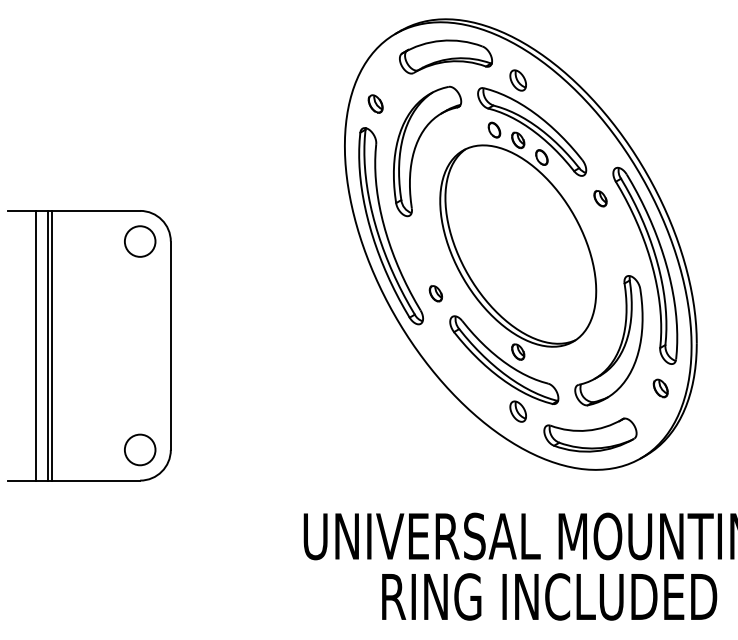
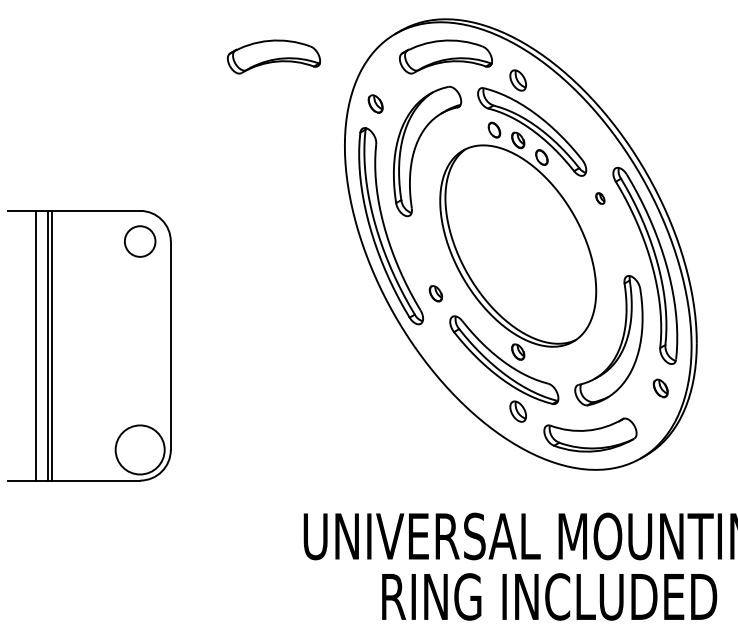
part: none -> present (273, 56)
part size: 15x18 px -> 11x13 px (600, 198)
circle diameter: 31 px -> 49 px (139, 449)
